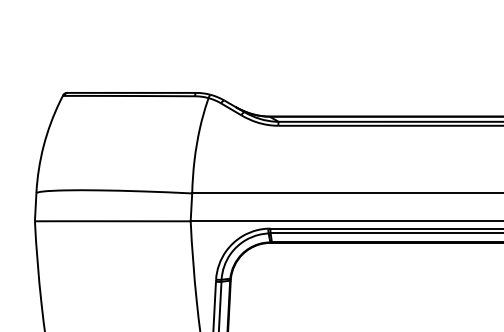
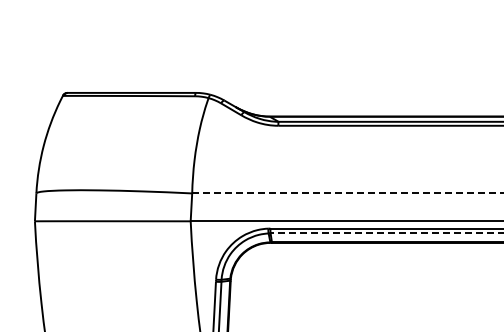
line: solid -> dashed (348, 193)
line: solid -> dashed (386, 233)
